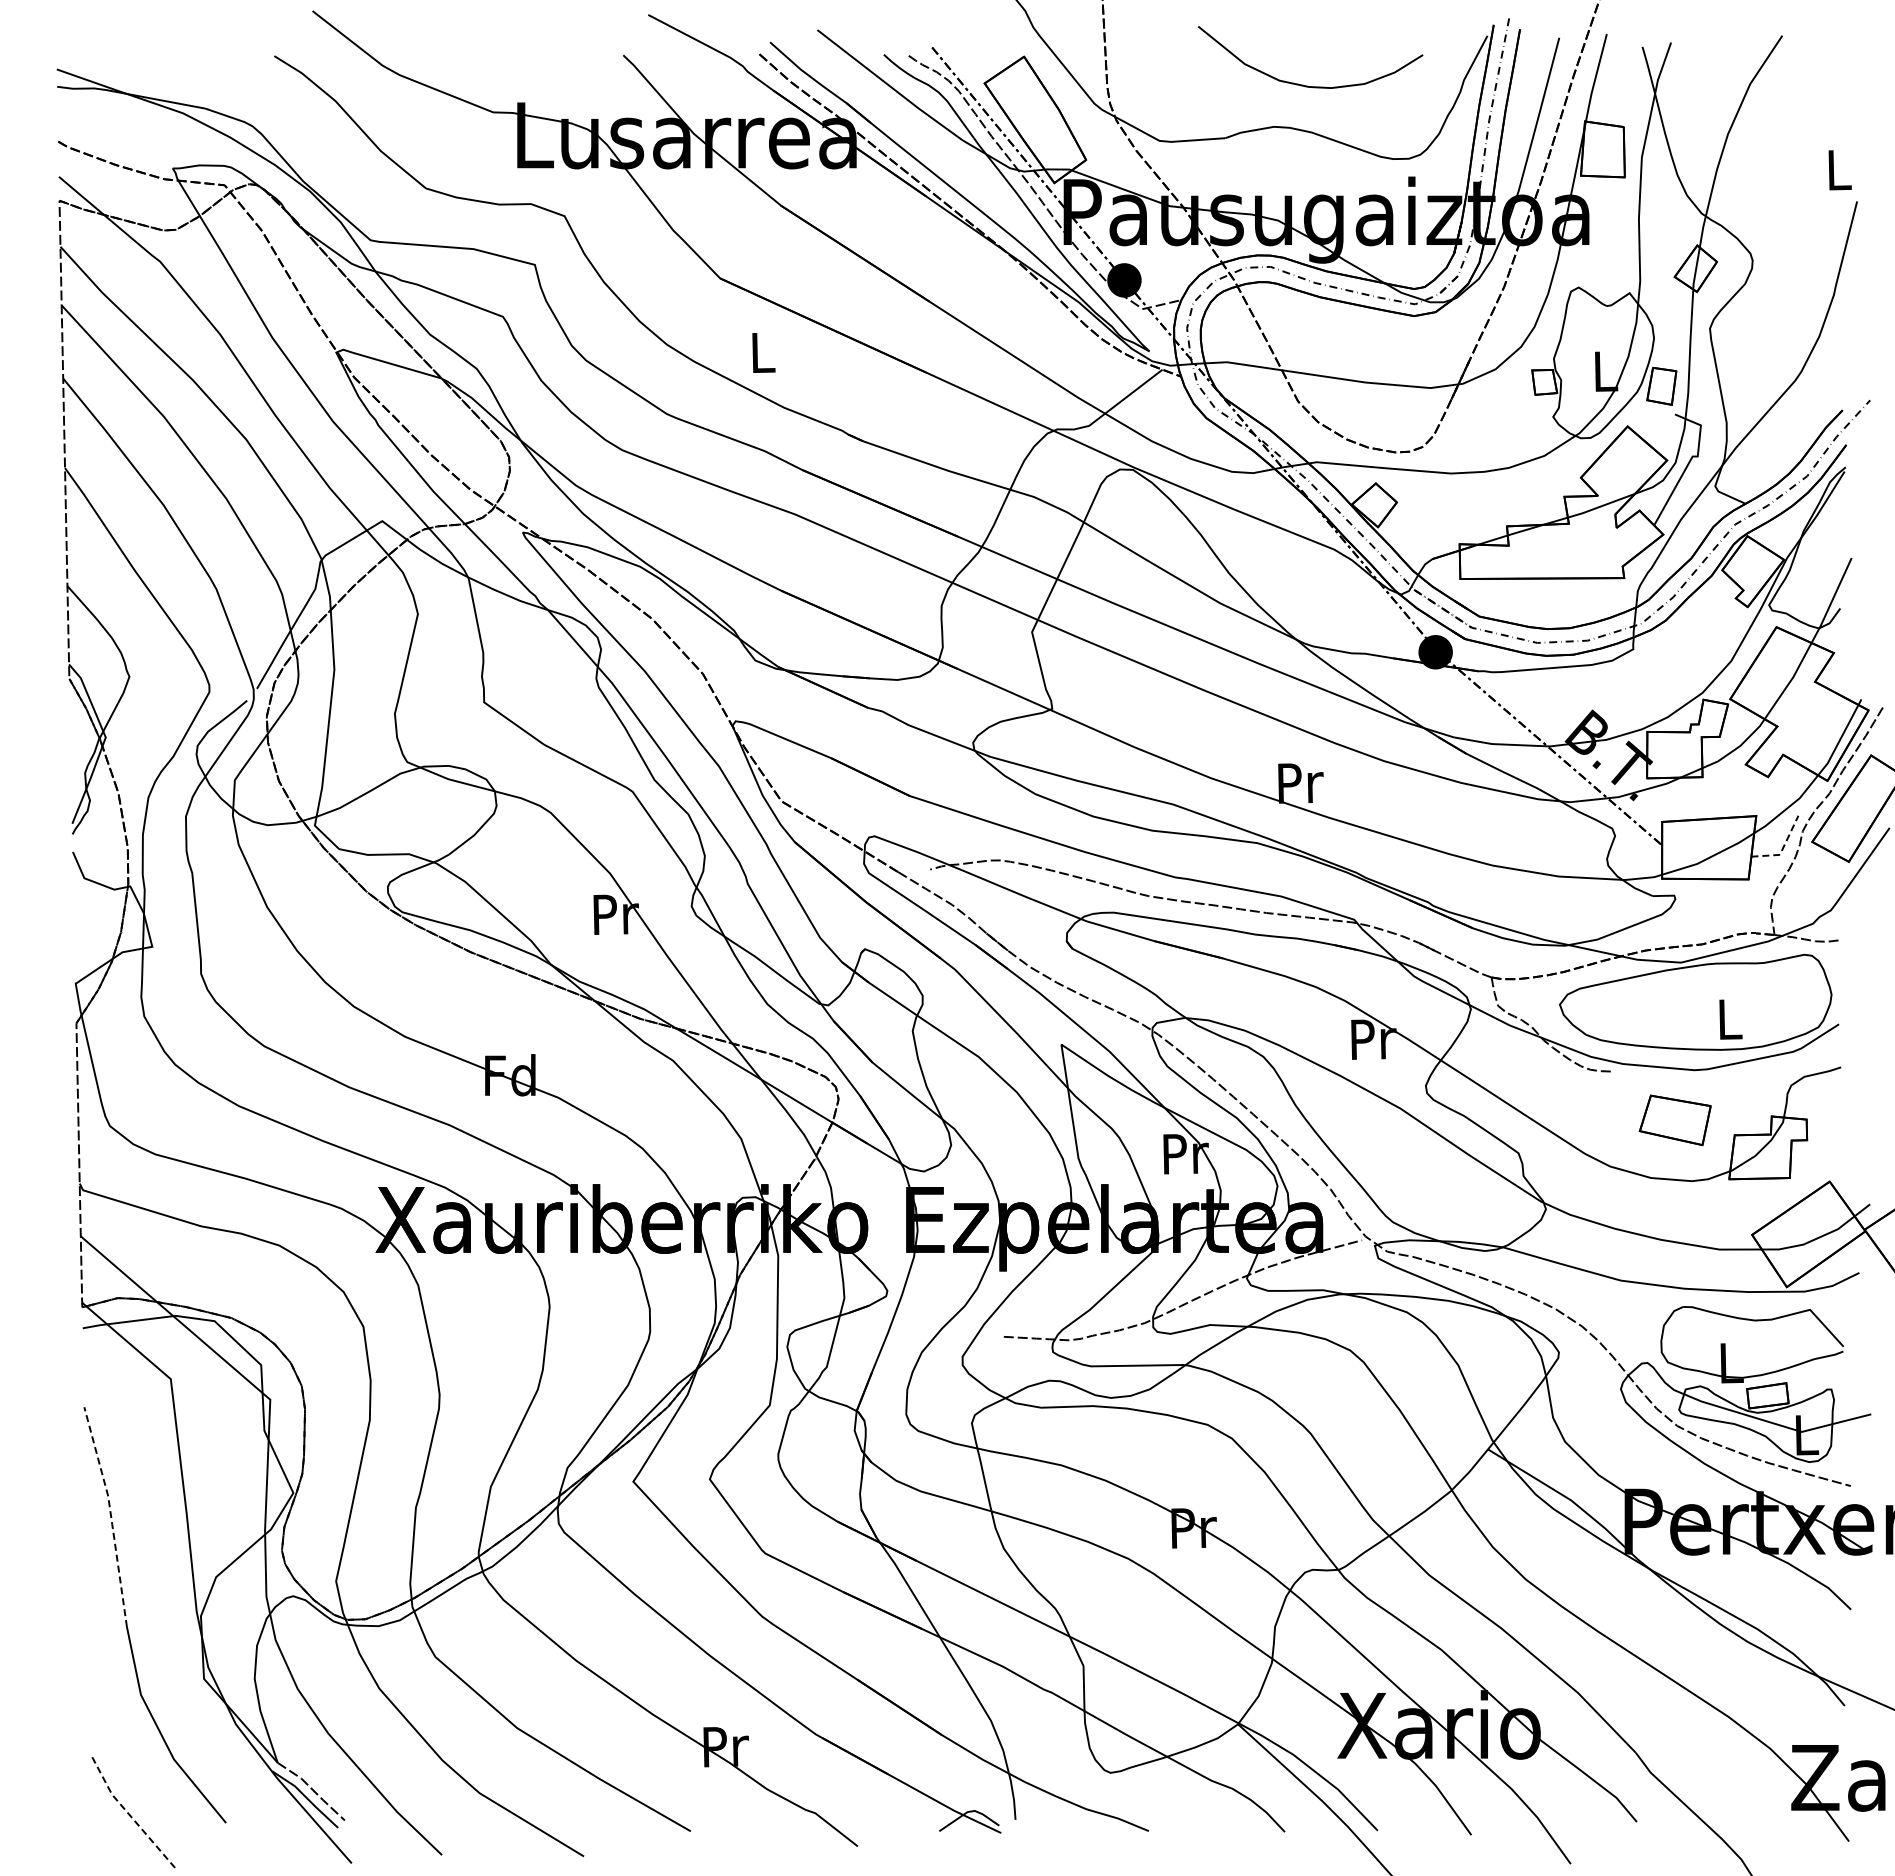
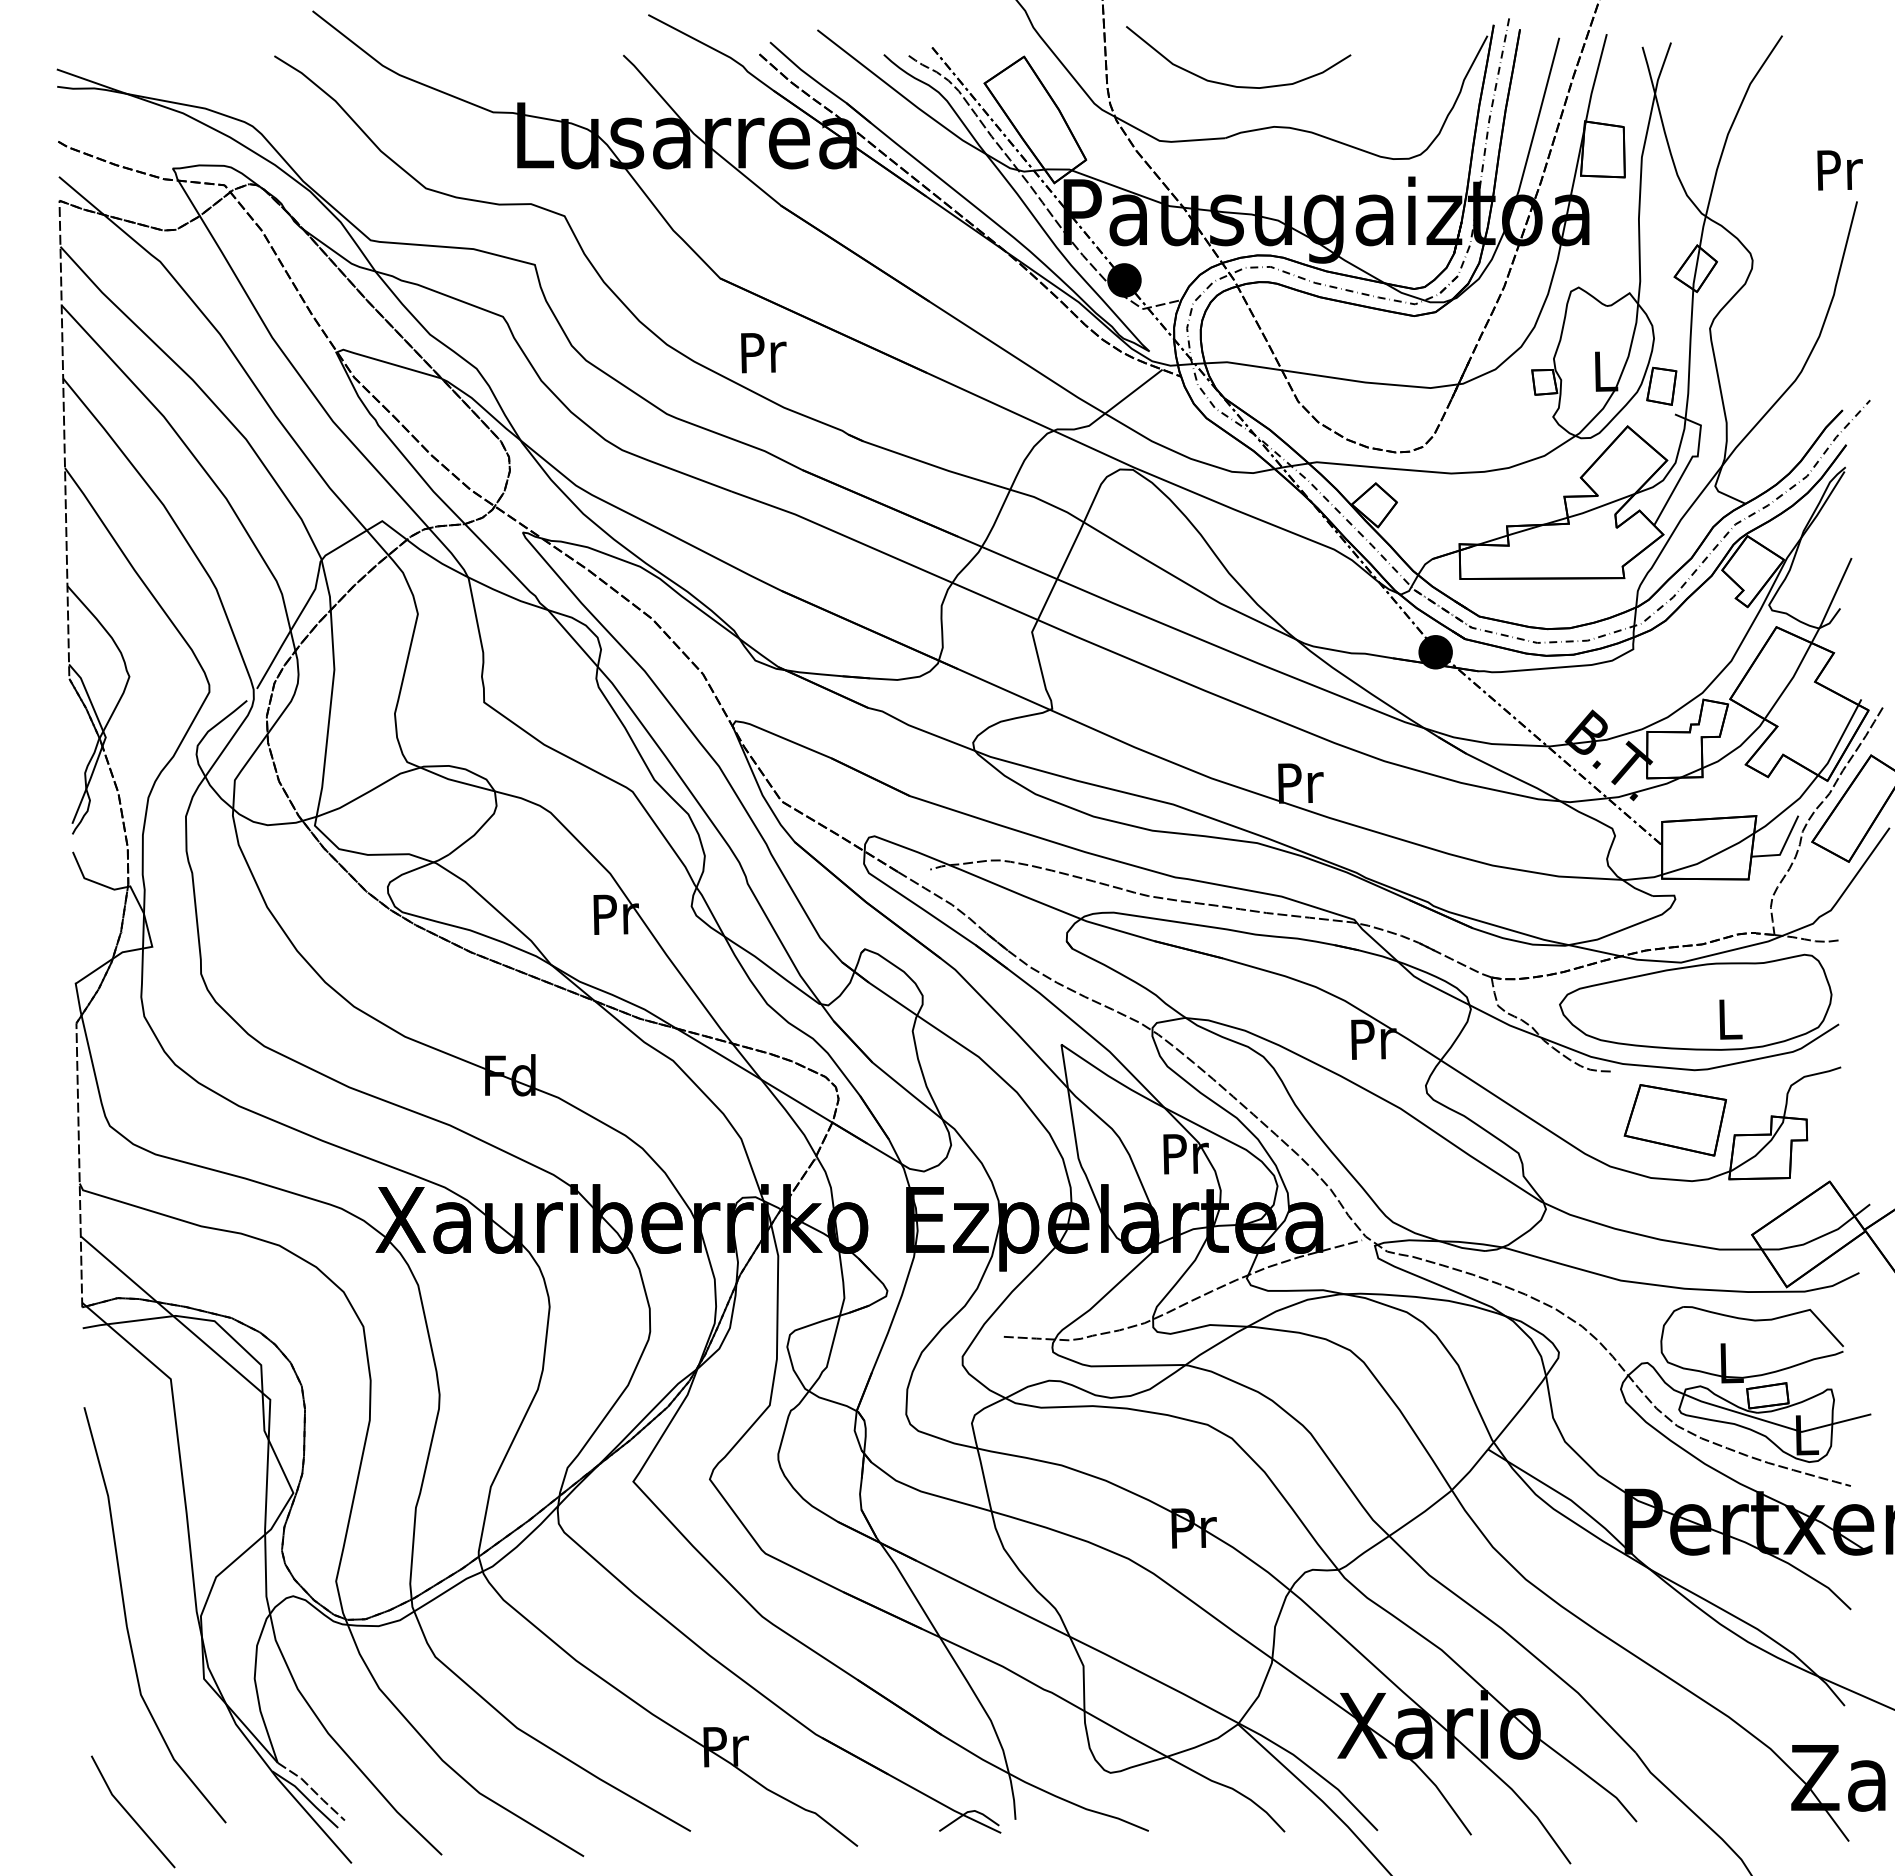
curve position: (1303, 84) -> (1231, 84) (1231, 84)
text: L -> Pr (1839, 170)
text: L -> Pr (763, 353)
line: dashed -> solid (1782, 848)
part size: 74x53 px -> 104x73 px (1674, 1120)
line: dashed -> solid (110, 1514)
line: dashed -> solid (129, 1814)
